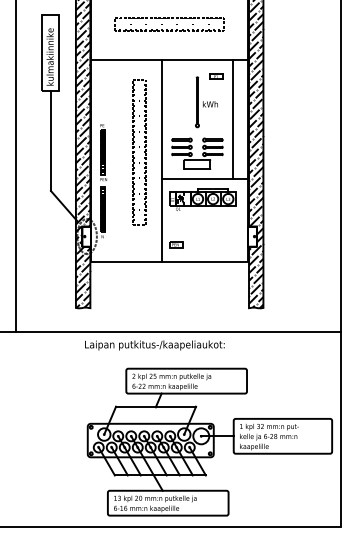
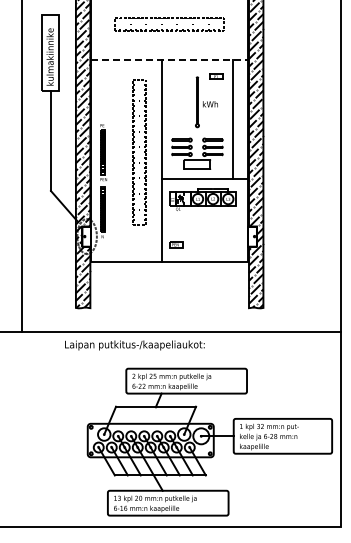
line: solid -> dashed (169, 60)
line position: (16, 166) -> (22, 166) (22, 166)
text position: (154, 345) -> (134, 345) (134, 345)
